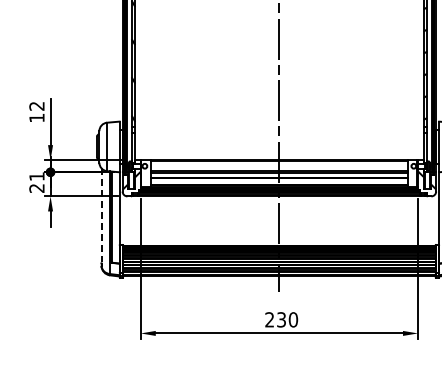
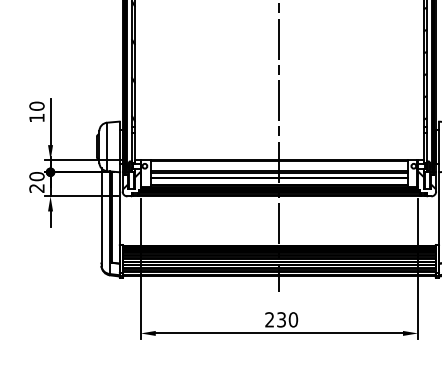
text: 12 -> 10 (36, 105)
text: 21 -> 20 (36, 176)
line: dashed -> solid (101, 215)
